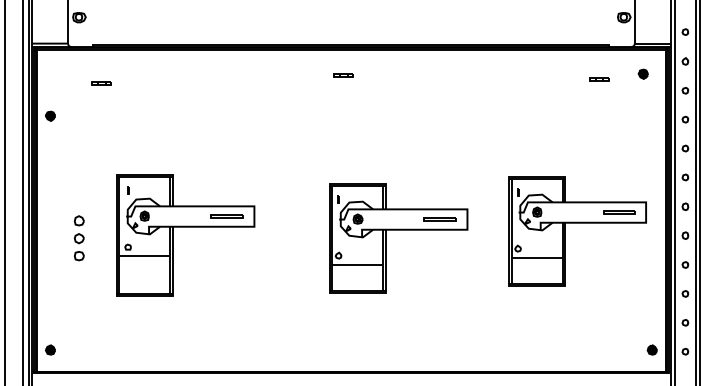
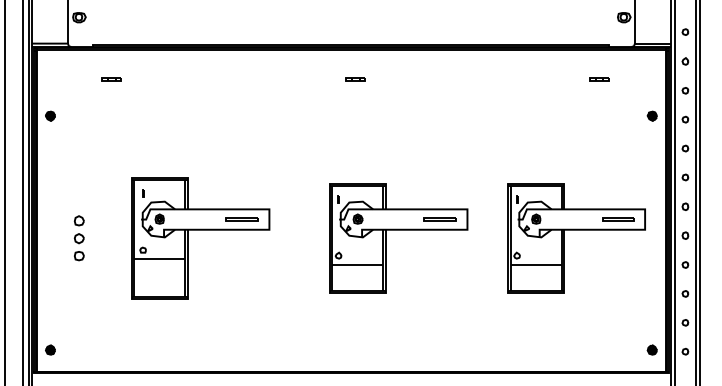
part position: (642, 73) -> (651, 115) (651, 115)
line position: (343, 74) -> (355, 78) (355, 78)
line position: (101, 82) -> (111, 78) (111, 78)
part position: (577, 223) -> (576, 230) (576, 230)
part position: (185, 227) -> (200, 230) (200, 230)
